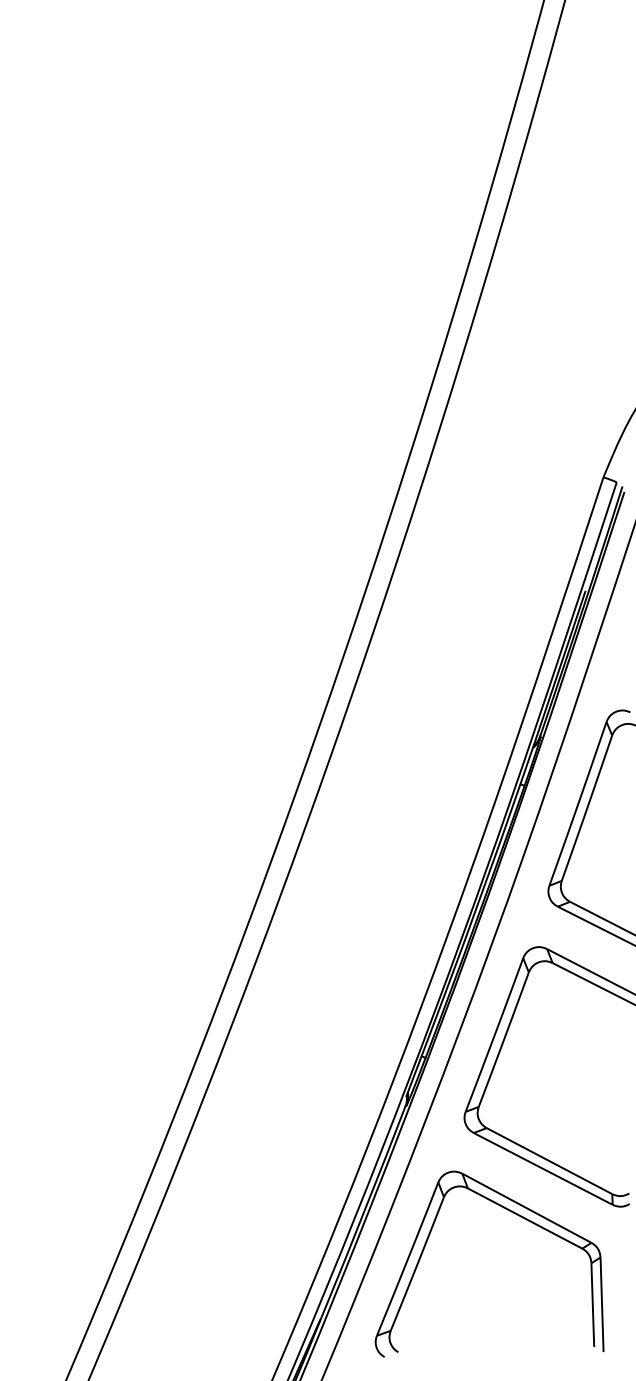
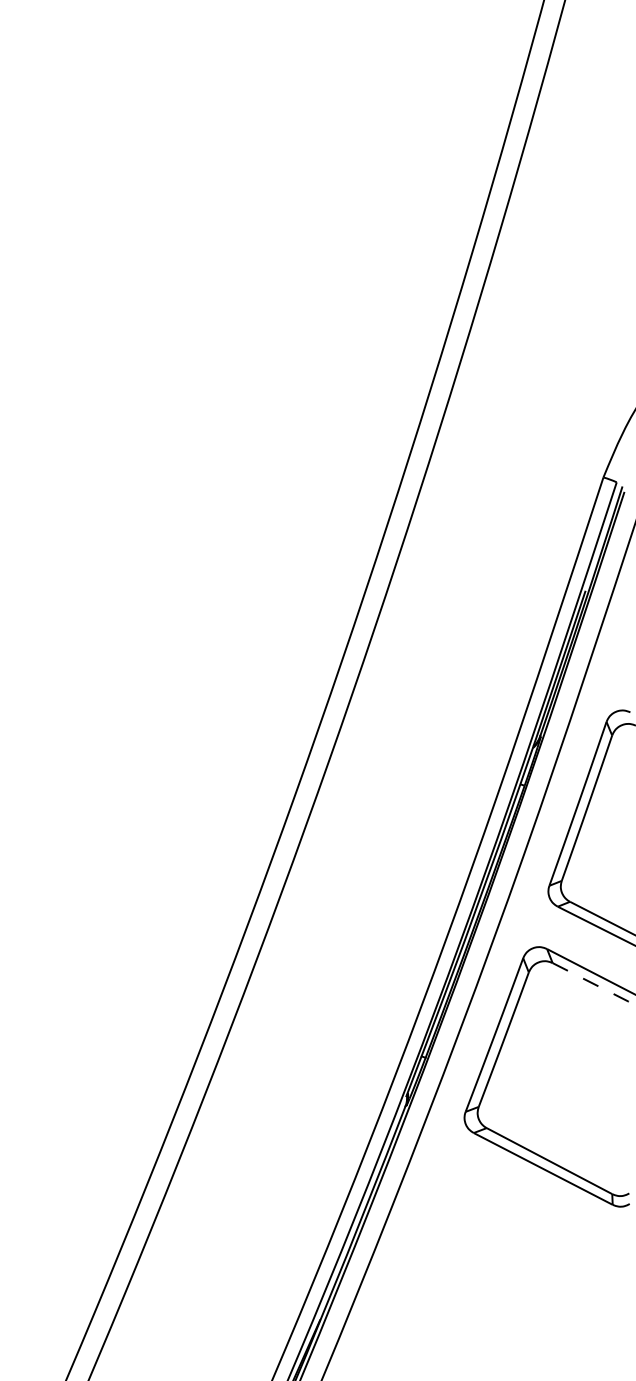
line: solid -> dashed (594, 984)
part: present -> none (516, 1215)
